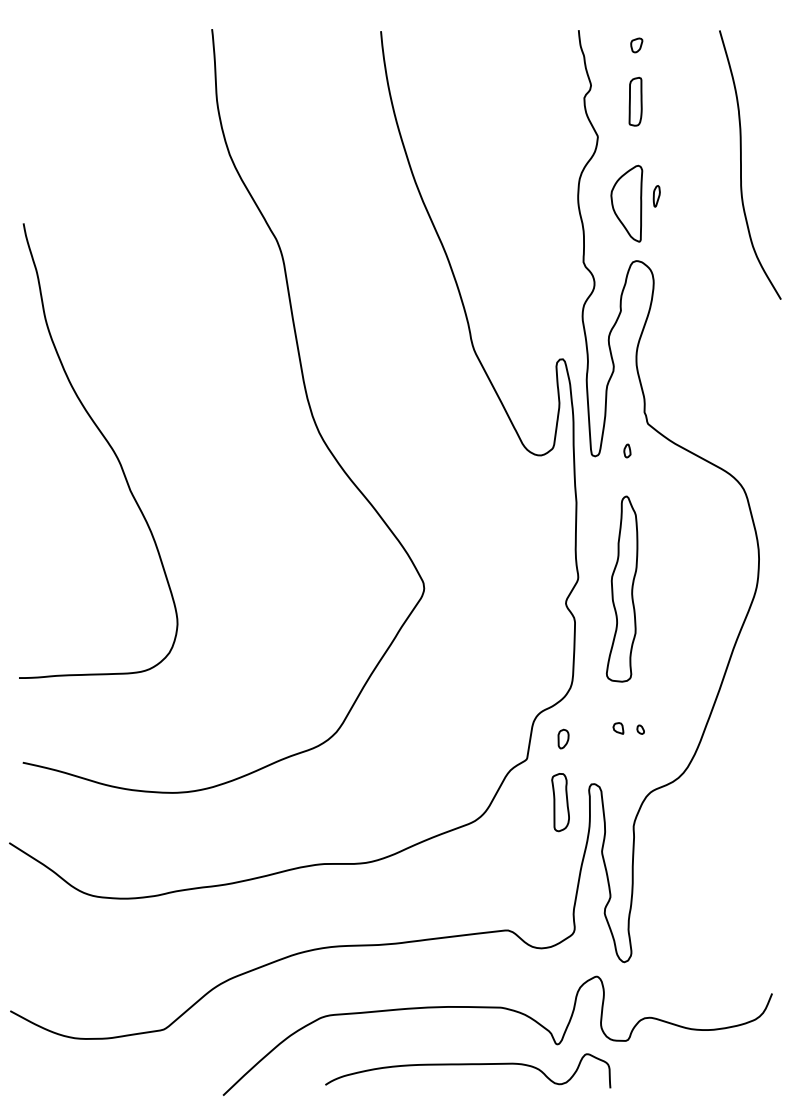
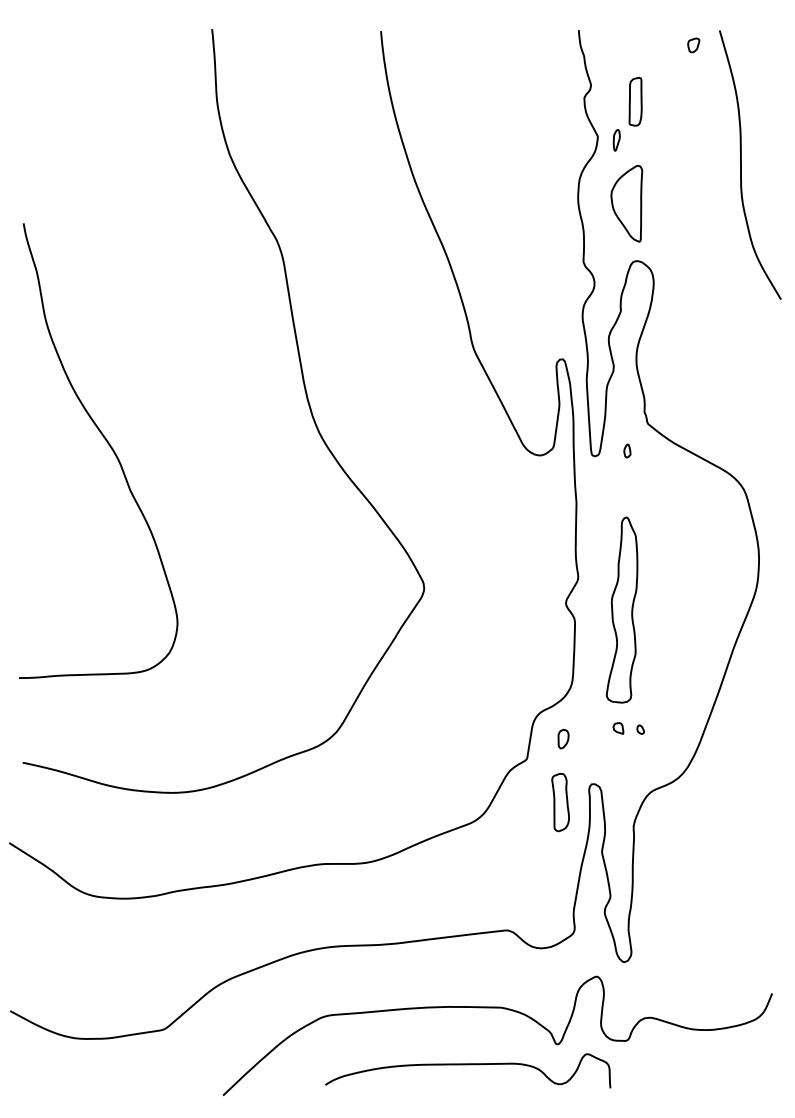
part position: (636, 45) -> (693, 45) (693, 45)
part position: (656, 196) -> (616, 140) (616, 140)
part position: (622, 588) -> (622, 609) (622, 609)
